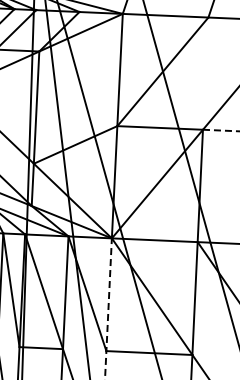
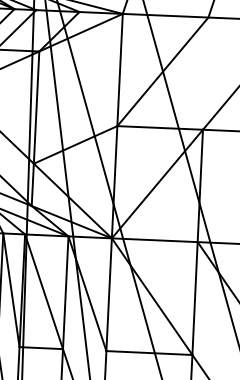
line: dashed -> solid (221, 130)
line: dashed -> solid (108, 308)
